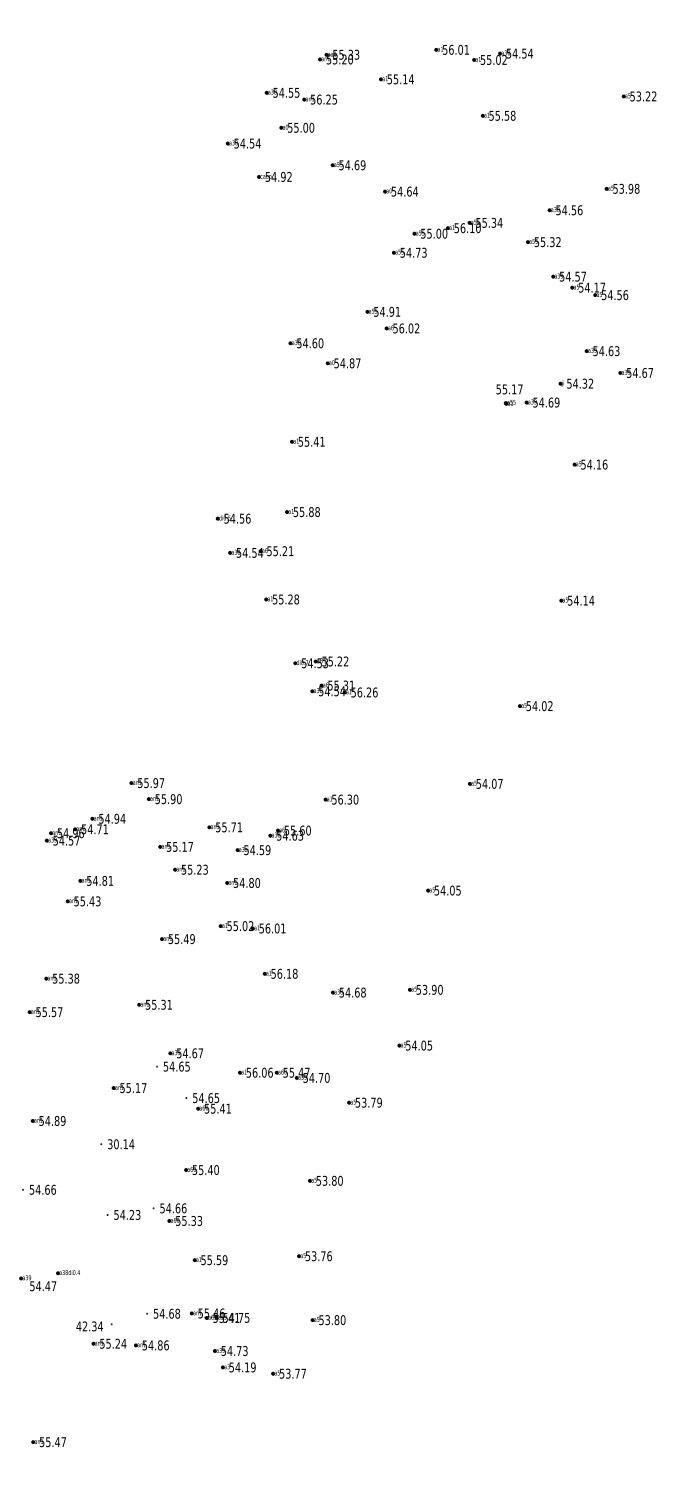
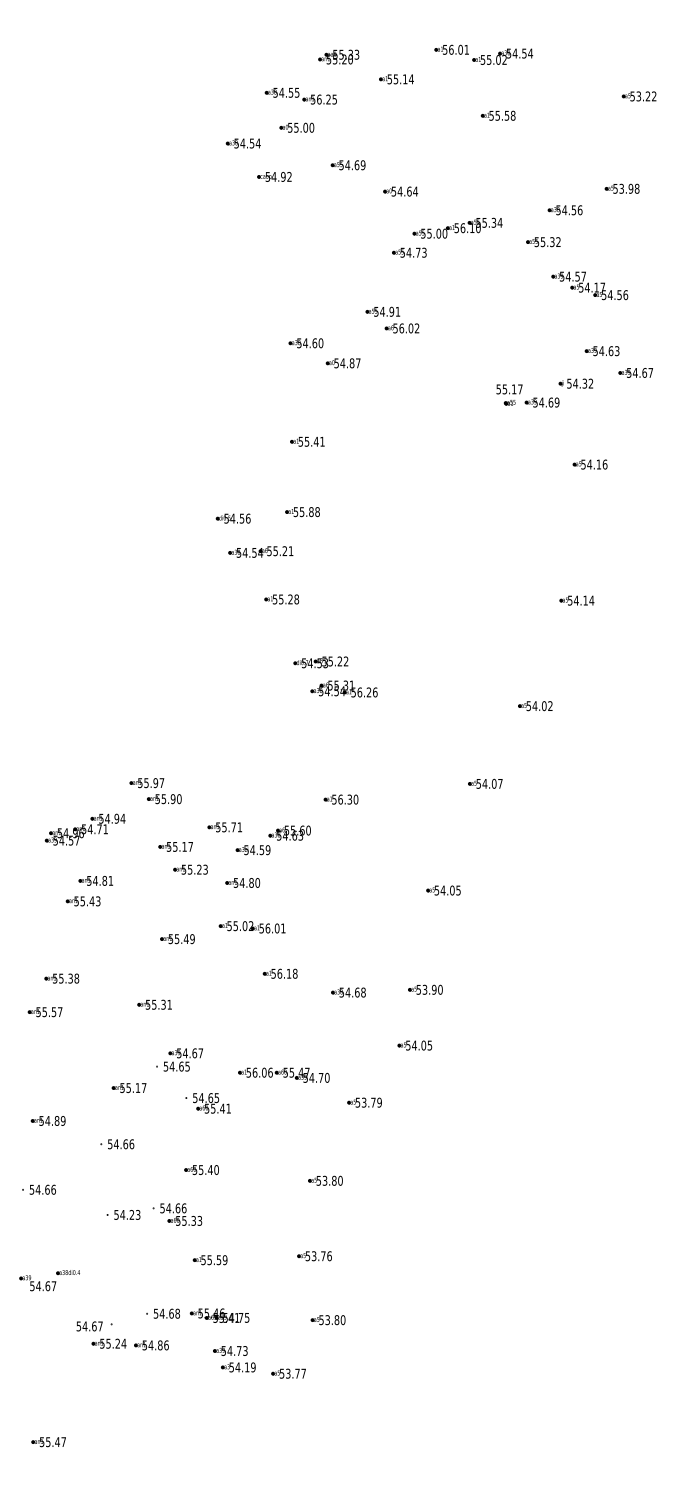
text: 30.14 -> 54.66 (121, 1144)
text: 54.47 -> 54.67 (47, 1286)
text: 42.34 -> 54.67 (89, 1326)
